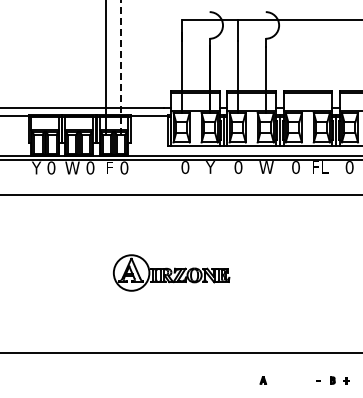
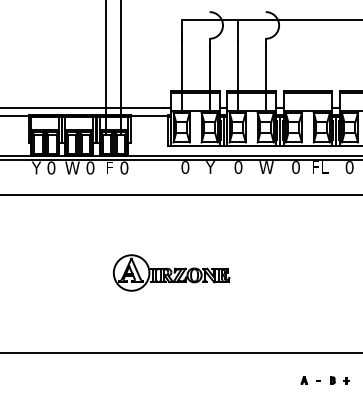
line: dashed -> solid (120, 67)
part position: (263, 380) -> (304, 380) (304, 380)
